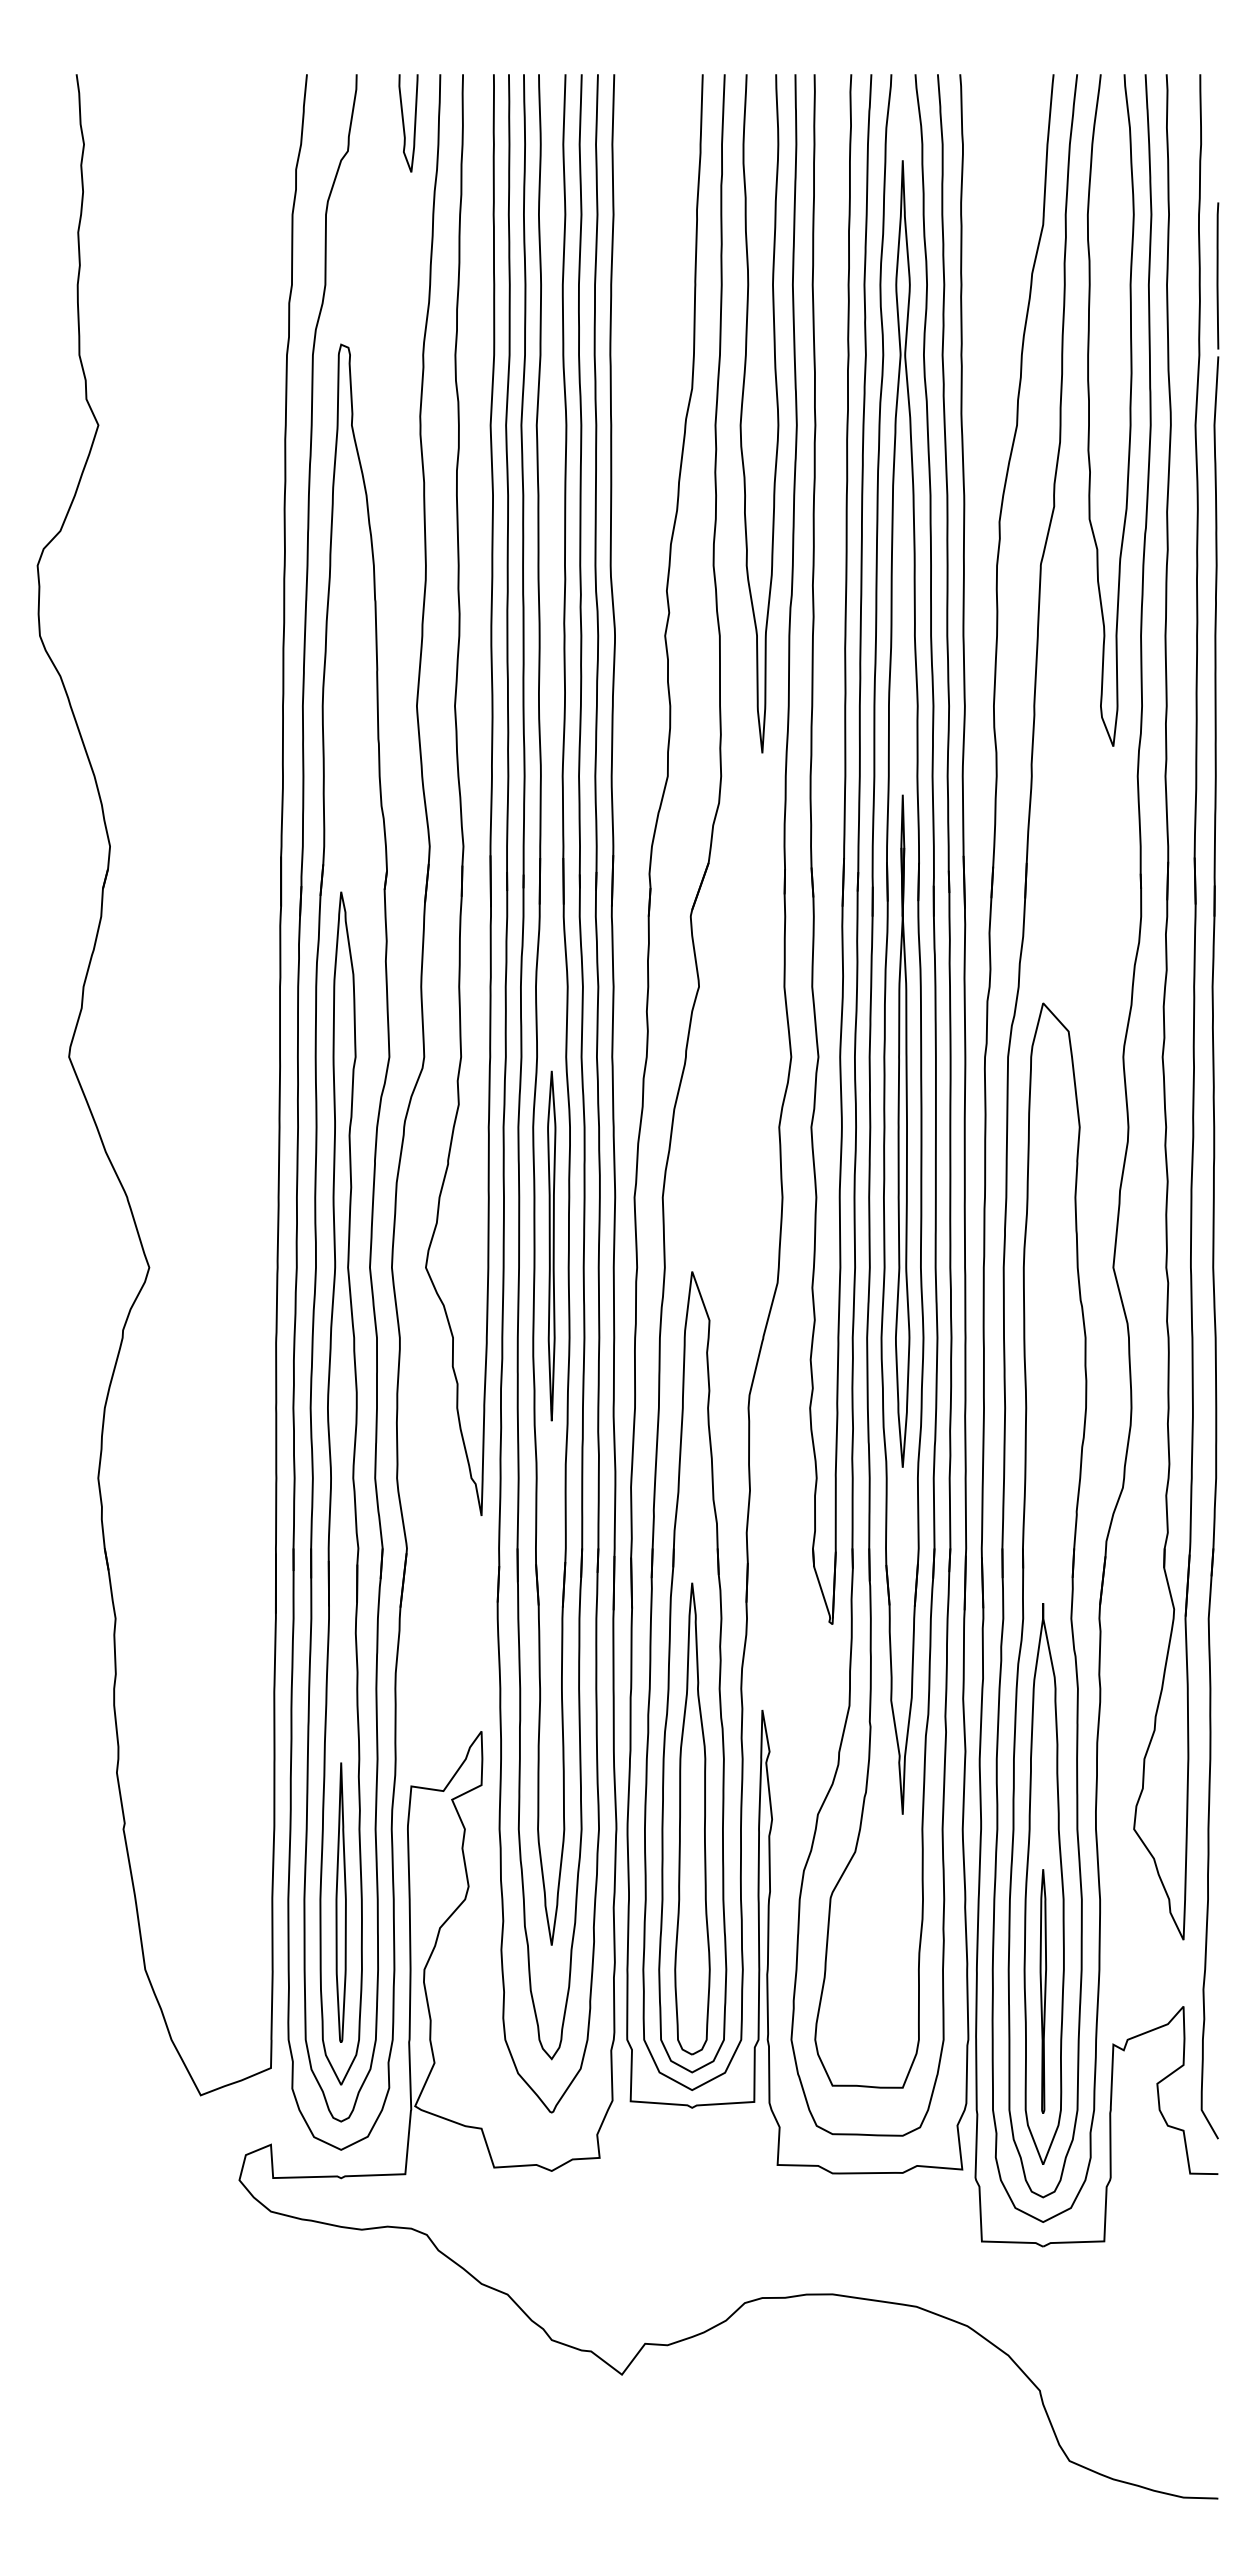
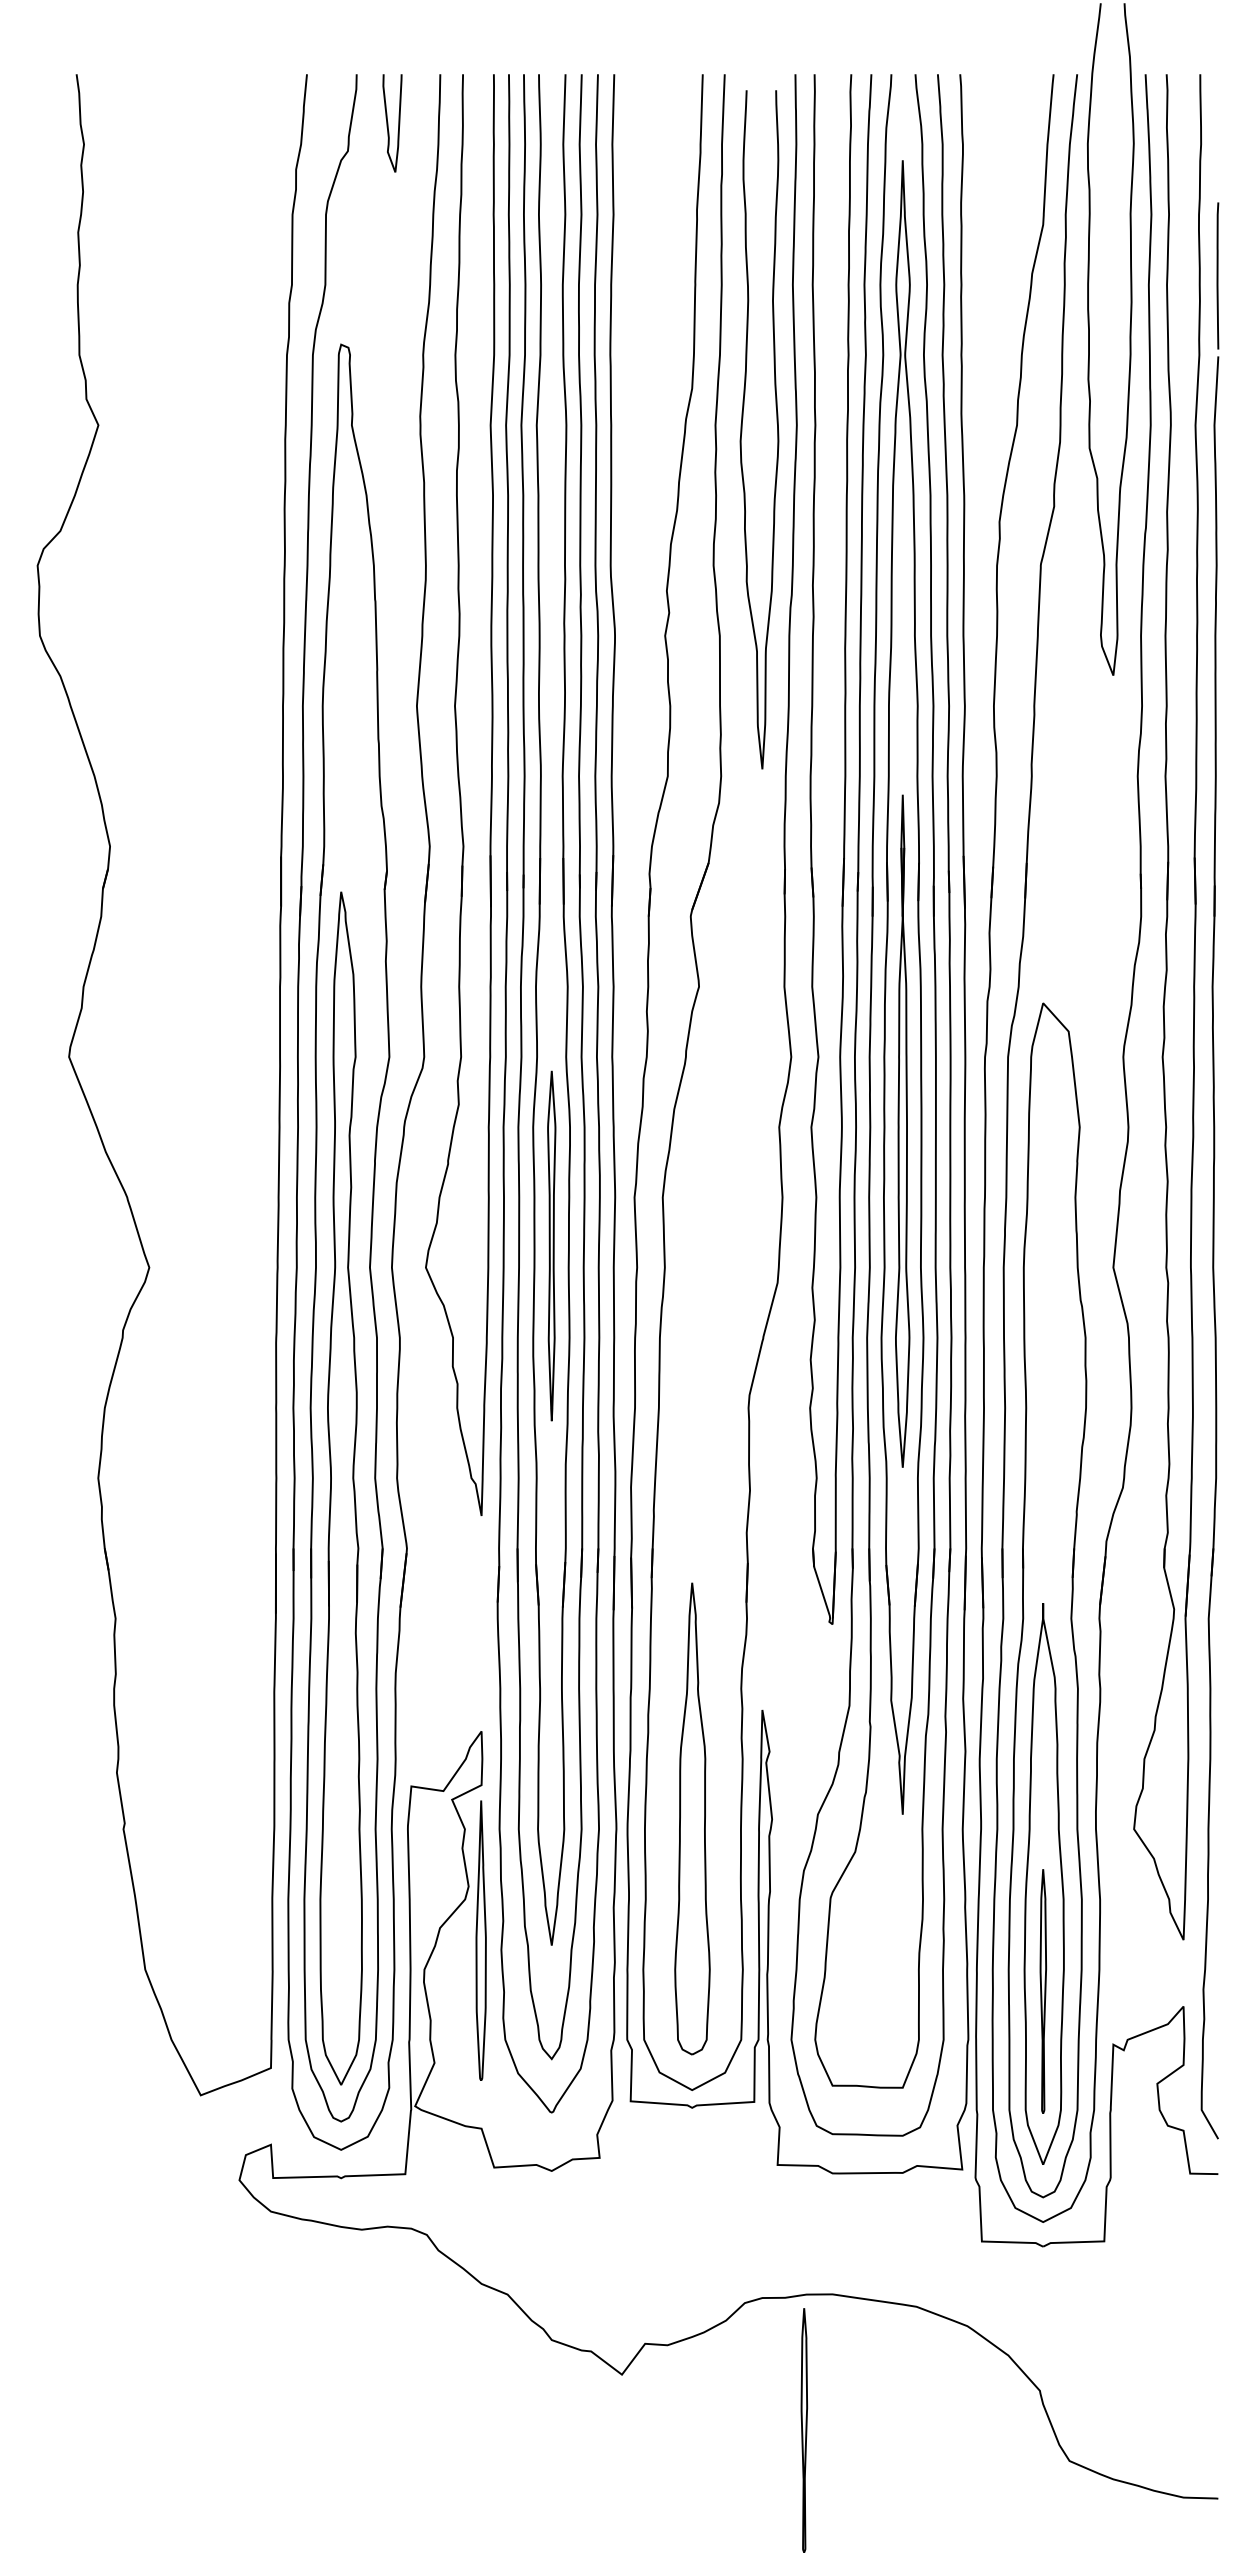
curve position: (404, 123) -> (388, 123) (388, 123)
curve position: (1129, 410) -> (1129, 339) (1129, 339)
curve position: (742, 413) -> (742, 429) (742, 429)
part: present -> none (692, 1672)
part position: (340, 1902) -> (480, 1940) (480, 1940)
part: none -> present (803, 2430)
